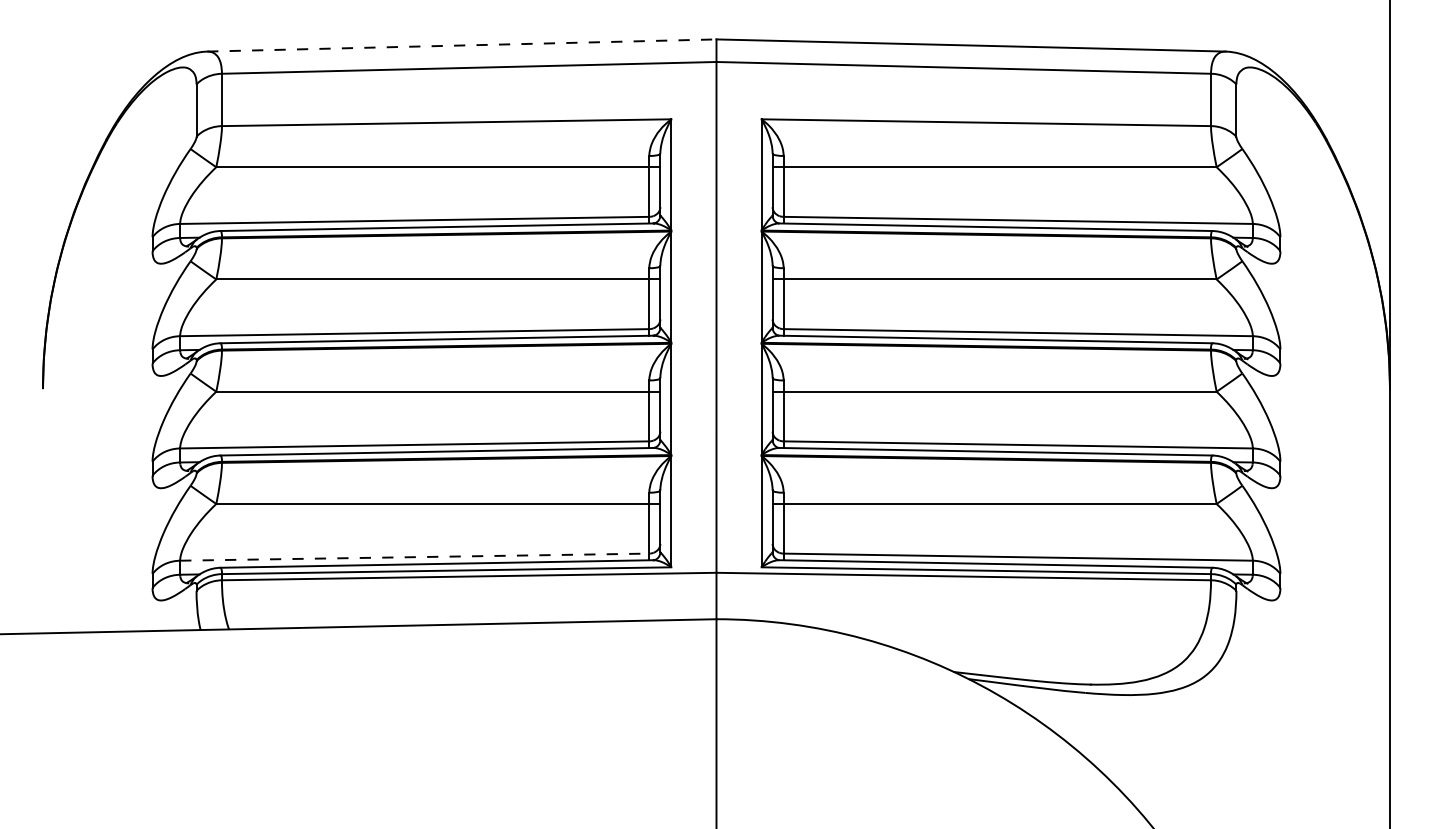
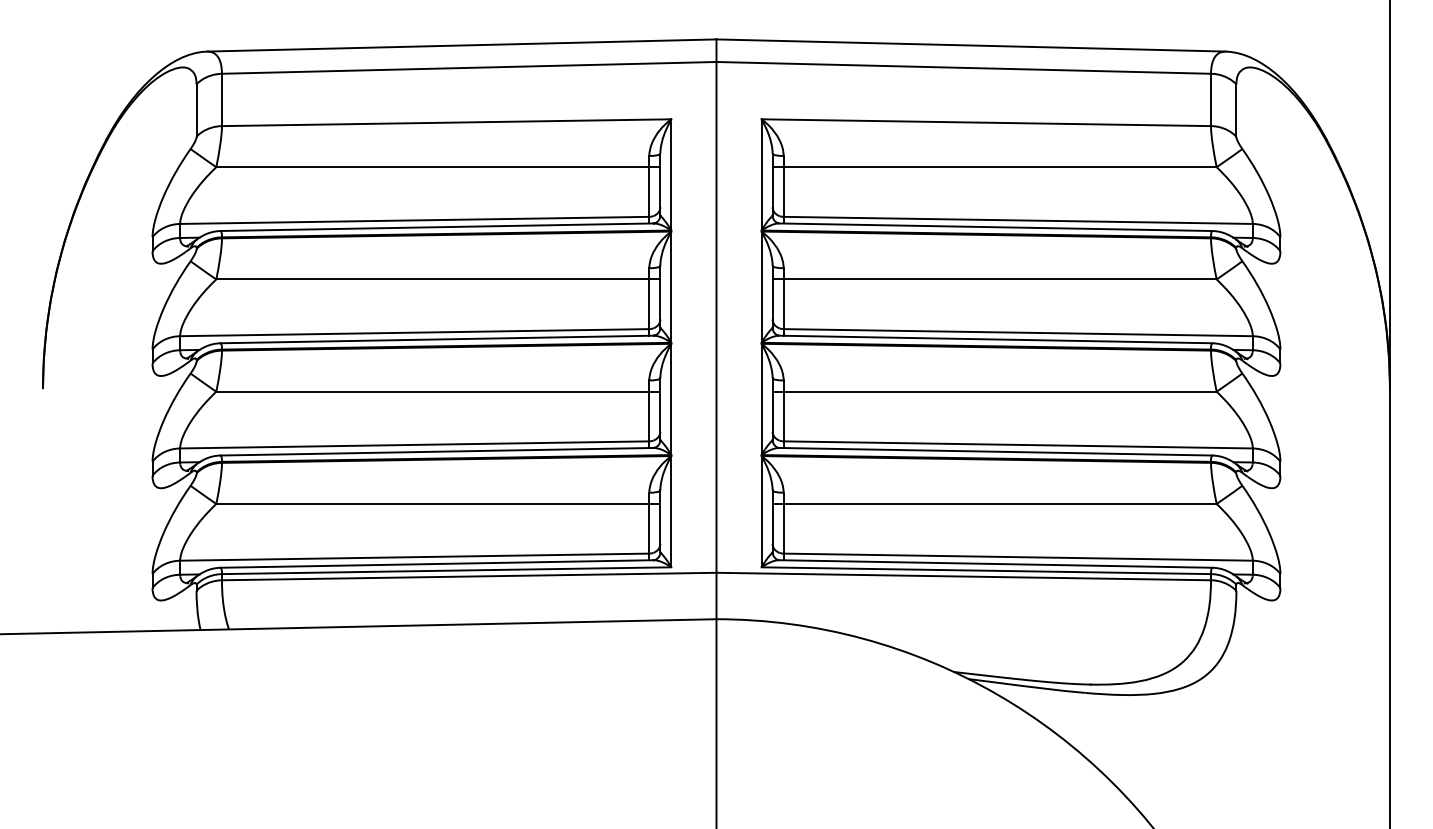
line: dashed -> solid (461, 45)
line: dashed -> solid (414, 557)
